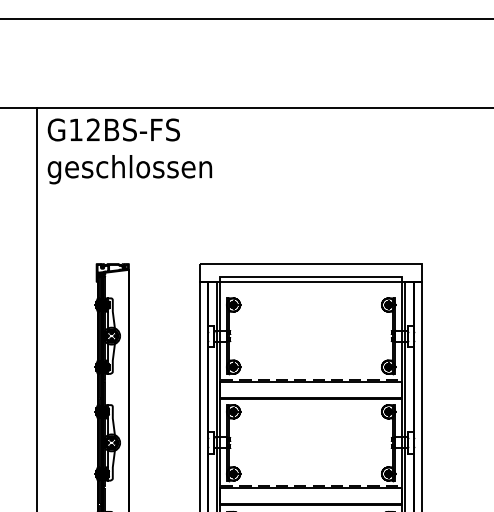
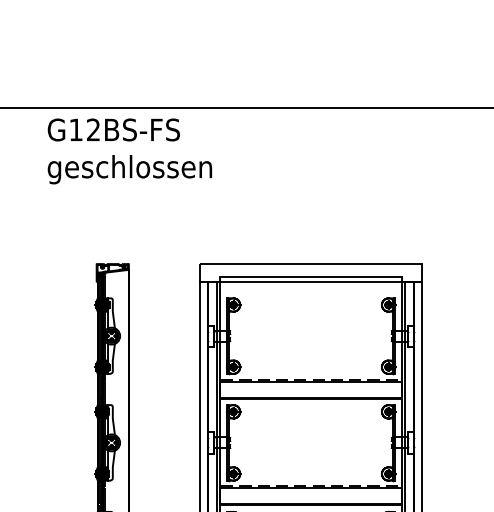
line: present -> none (246, 18)
line: present -> none (37, 307)
